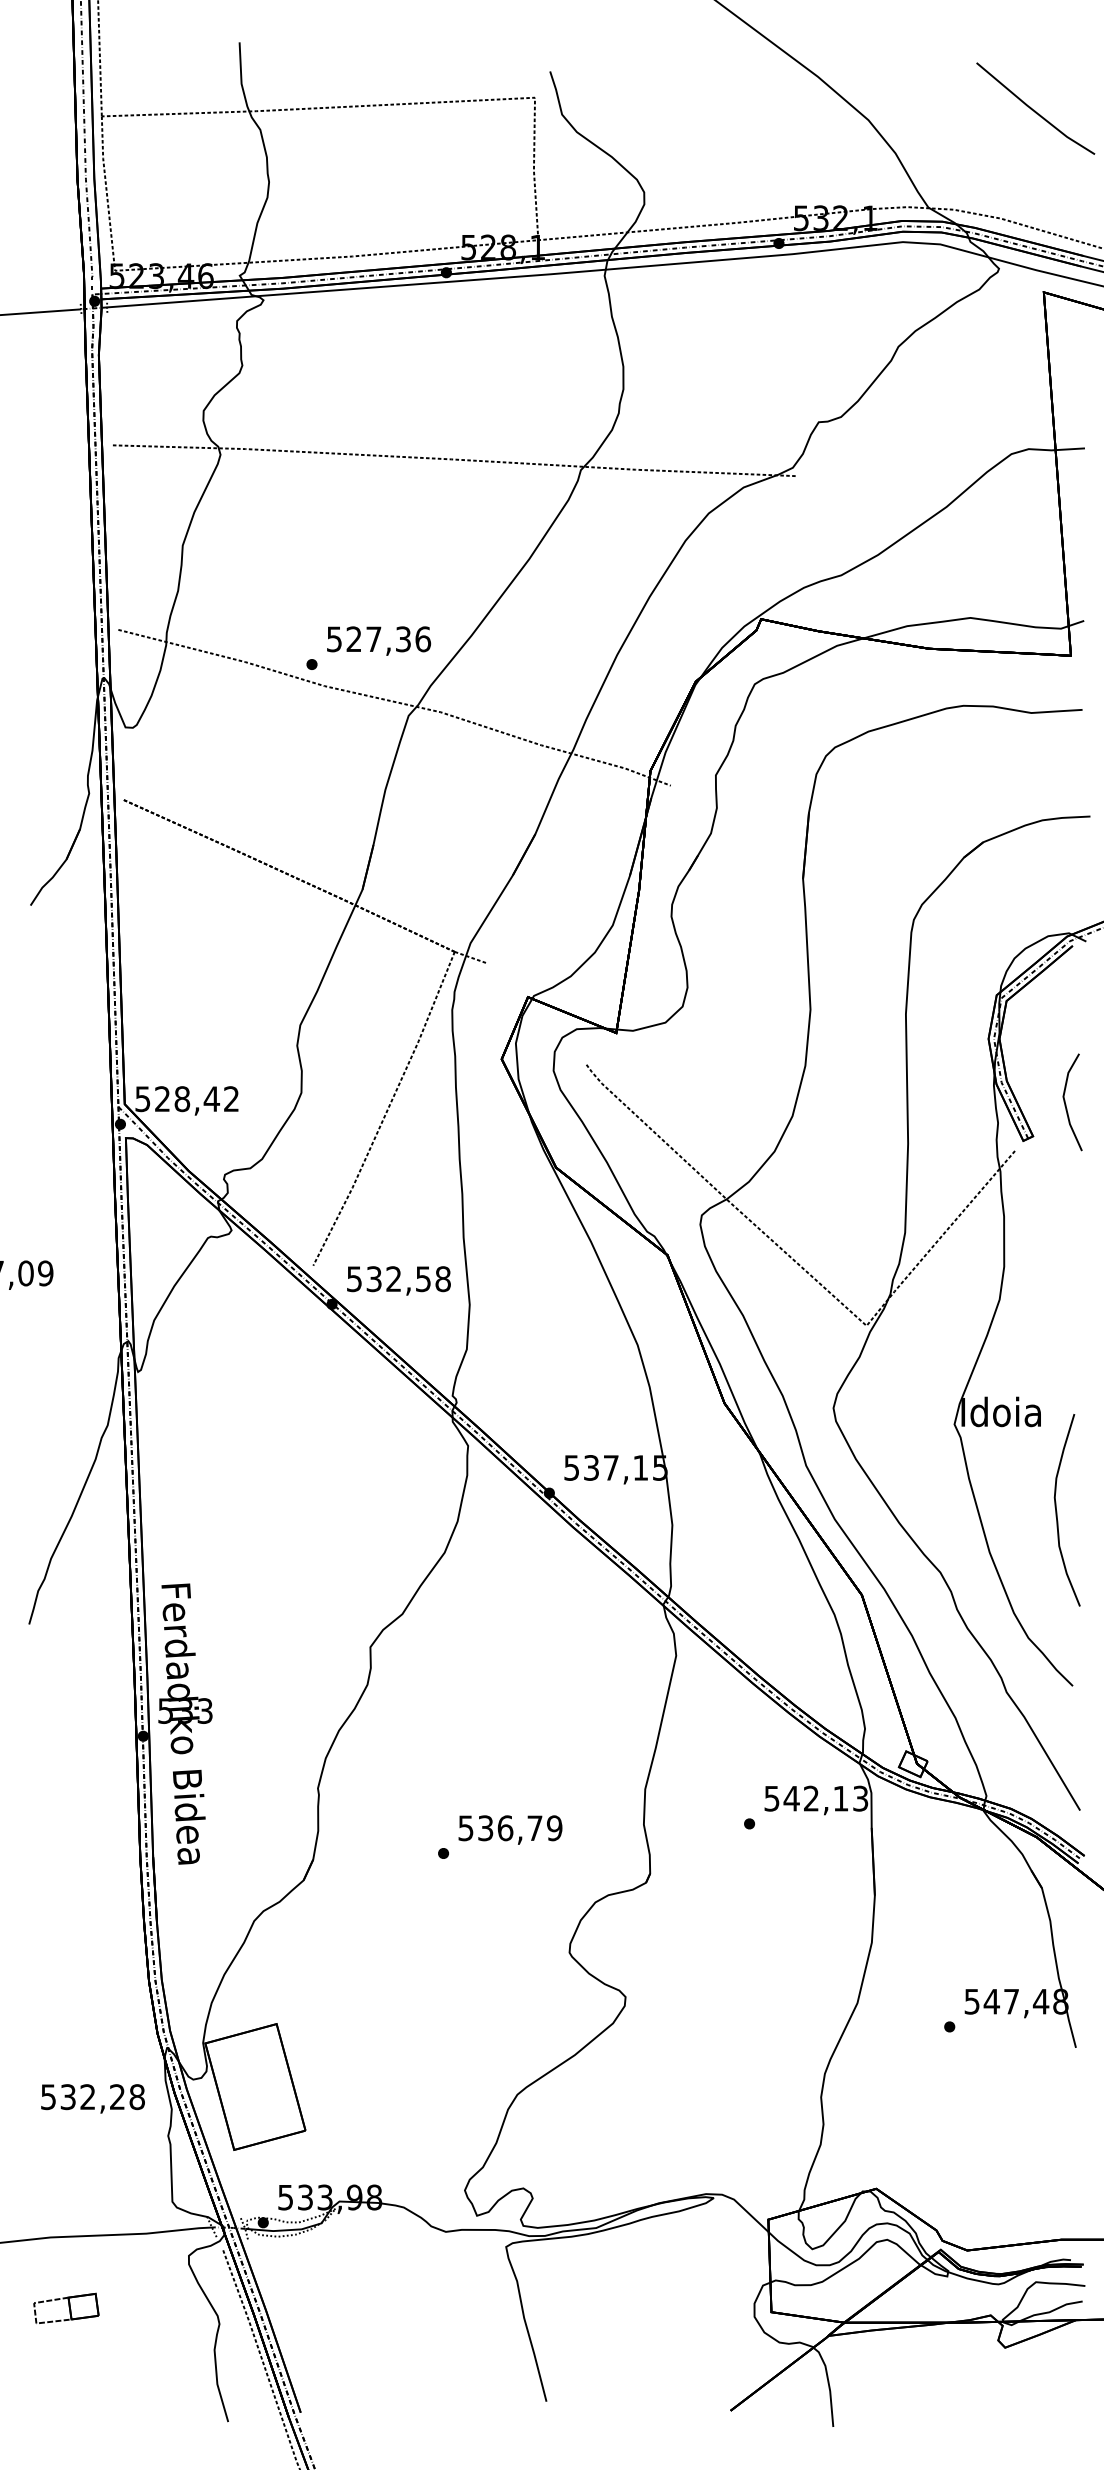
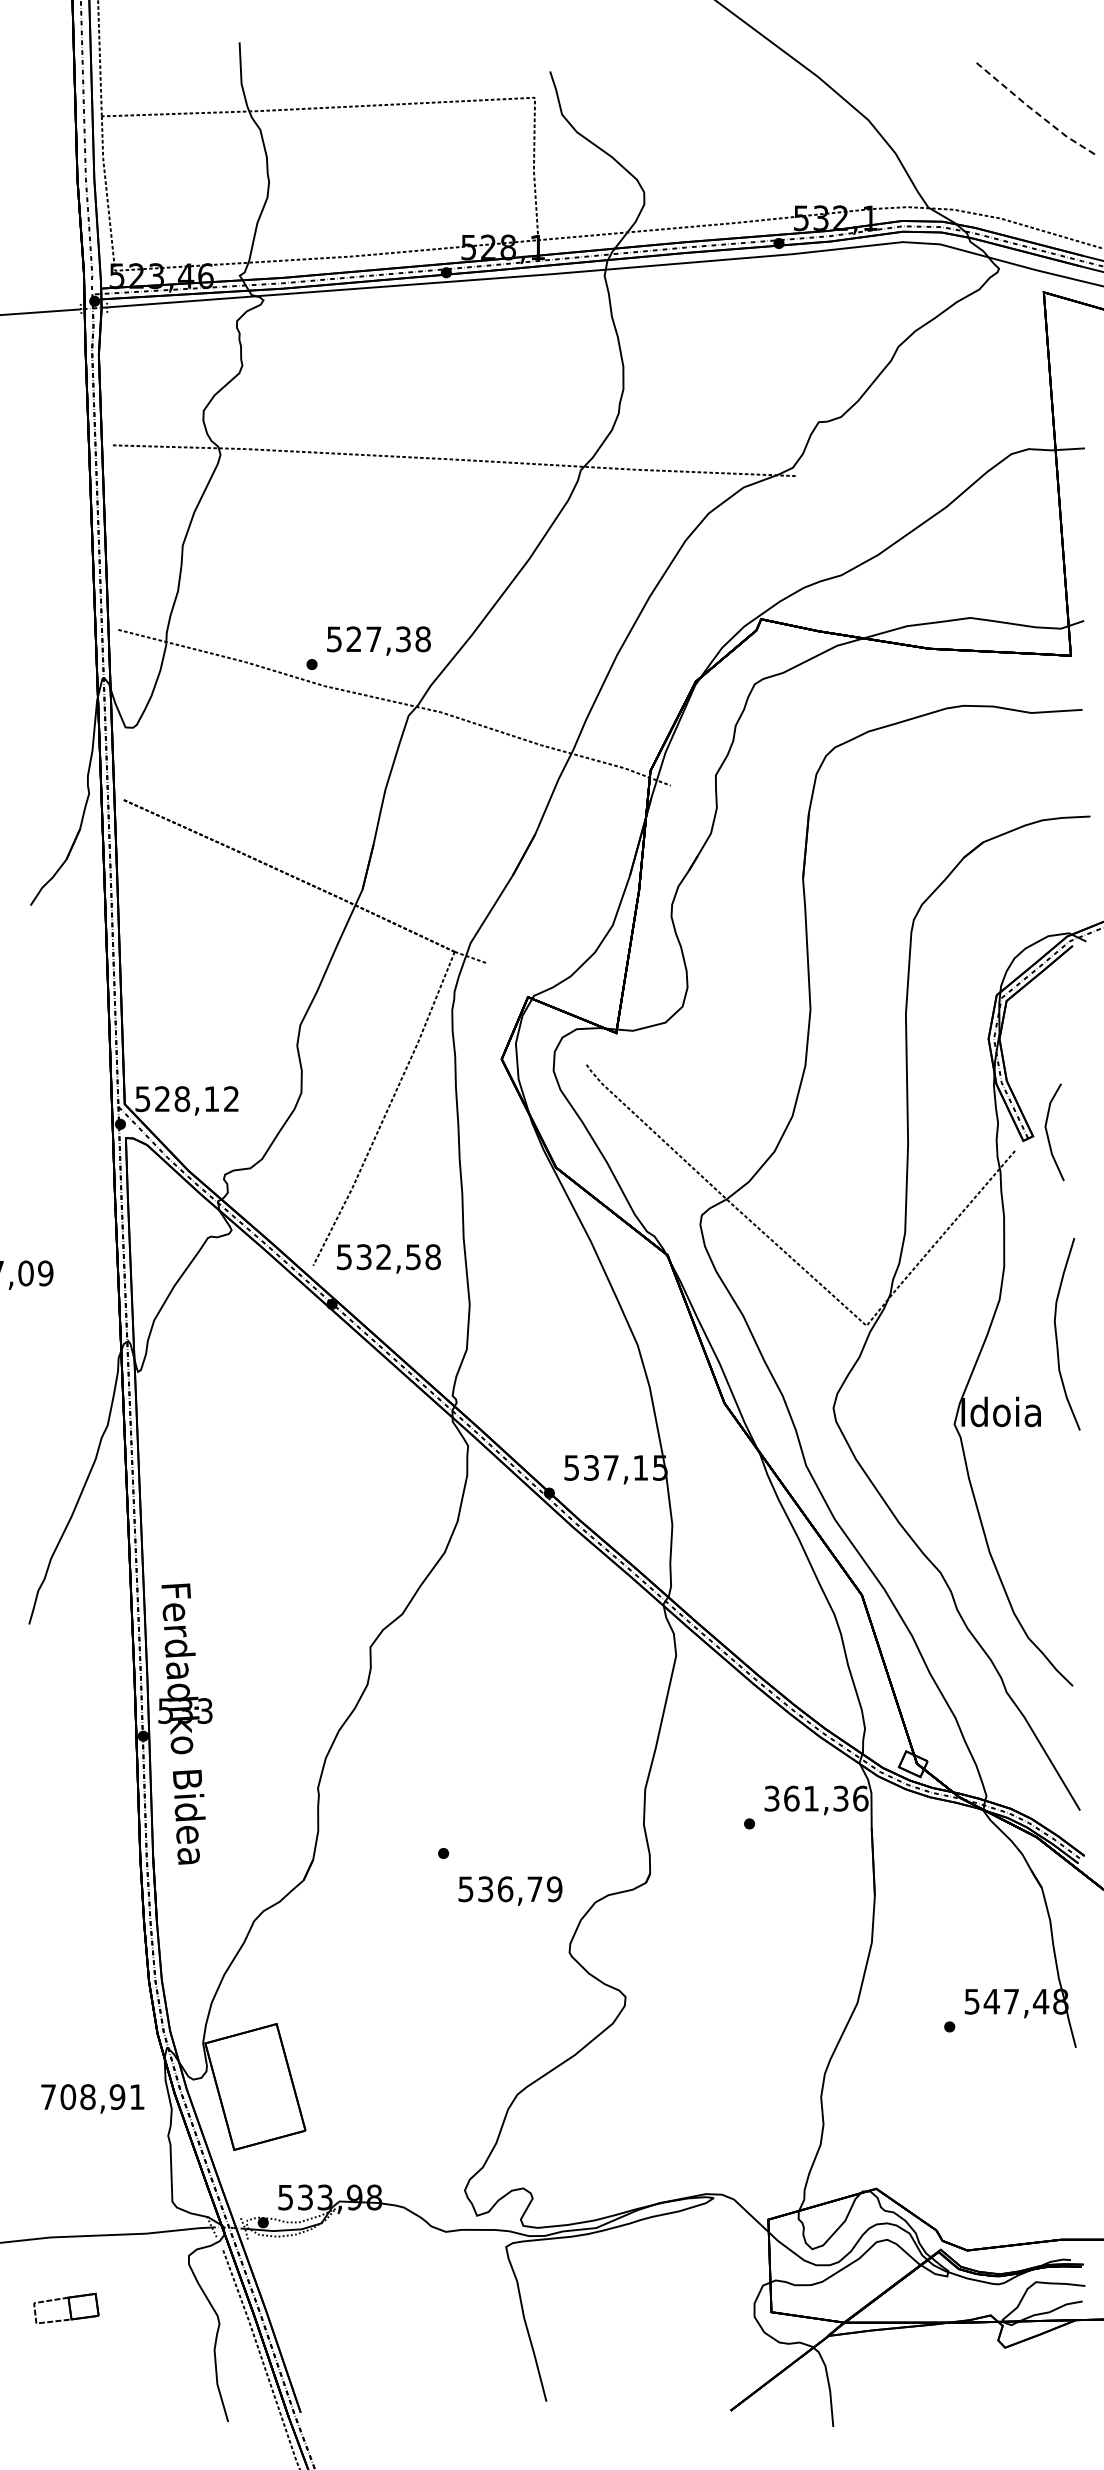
line: solid -> dashed (1033, 110)
text: 527,36 -> 527,38 (423, 639)
text: 528,42 -> 528,12 (211, 1098)
line position: (1066, 1104) -> (1048, 1134) (1048, 1134)
text position: (398, 1280) -> (388, 1258) (388, 1258)
curve position: (1057, 1511) -> (1057, 1335) (1057, 1335)
text: 542,13 -> 361,36 (816, 1798)
text position: (510, 1829) -> (510, 1890) (510, 1890)
text: 532,28 -> 708,91 (92, 2097)
